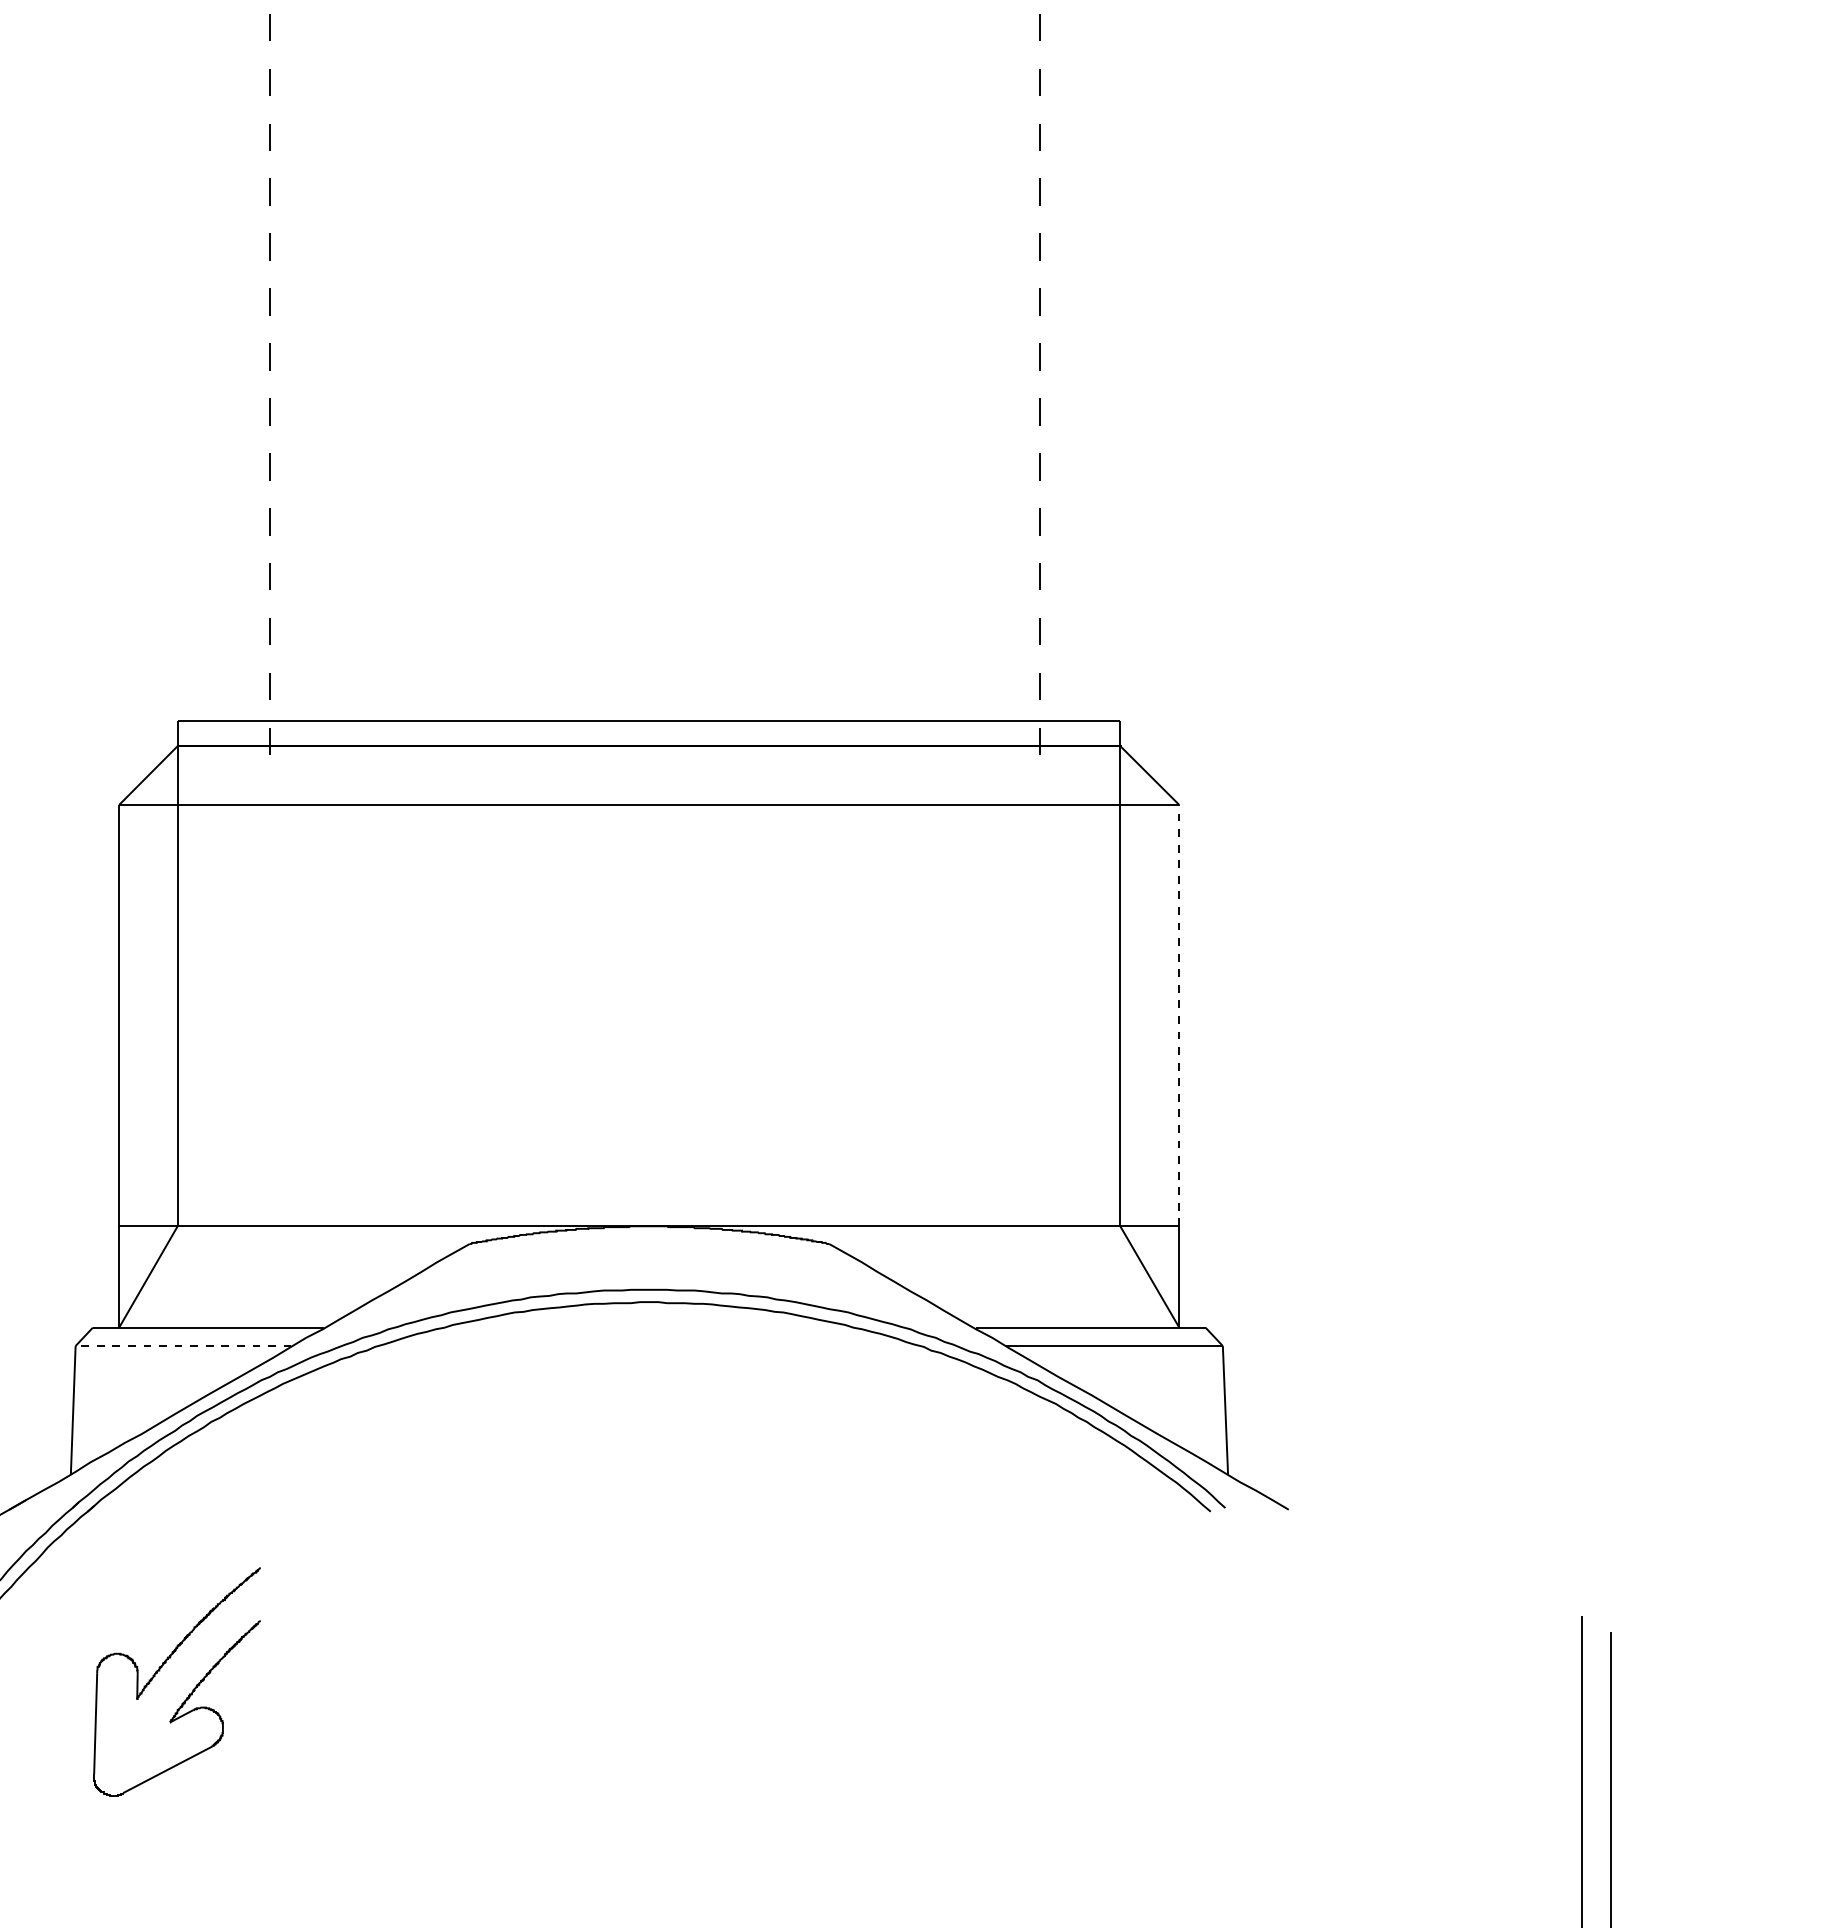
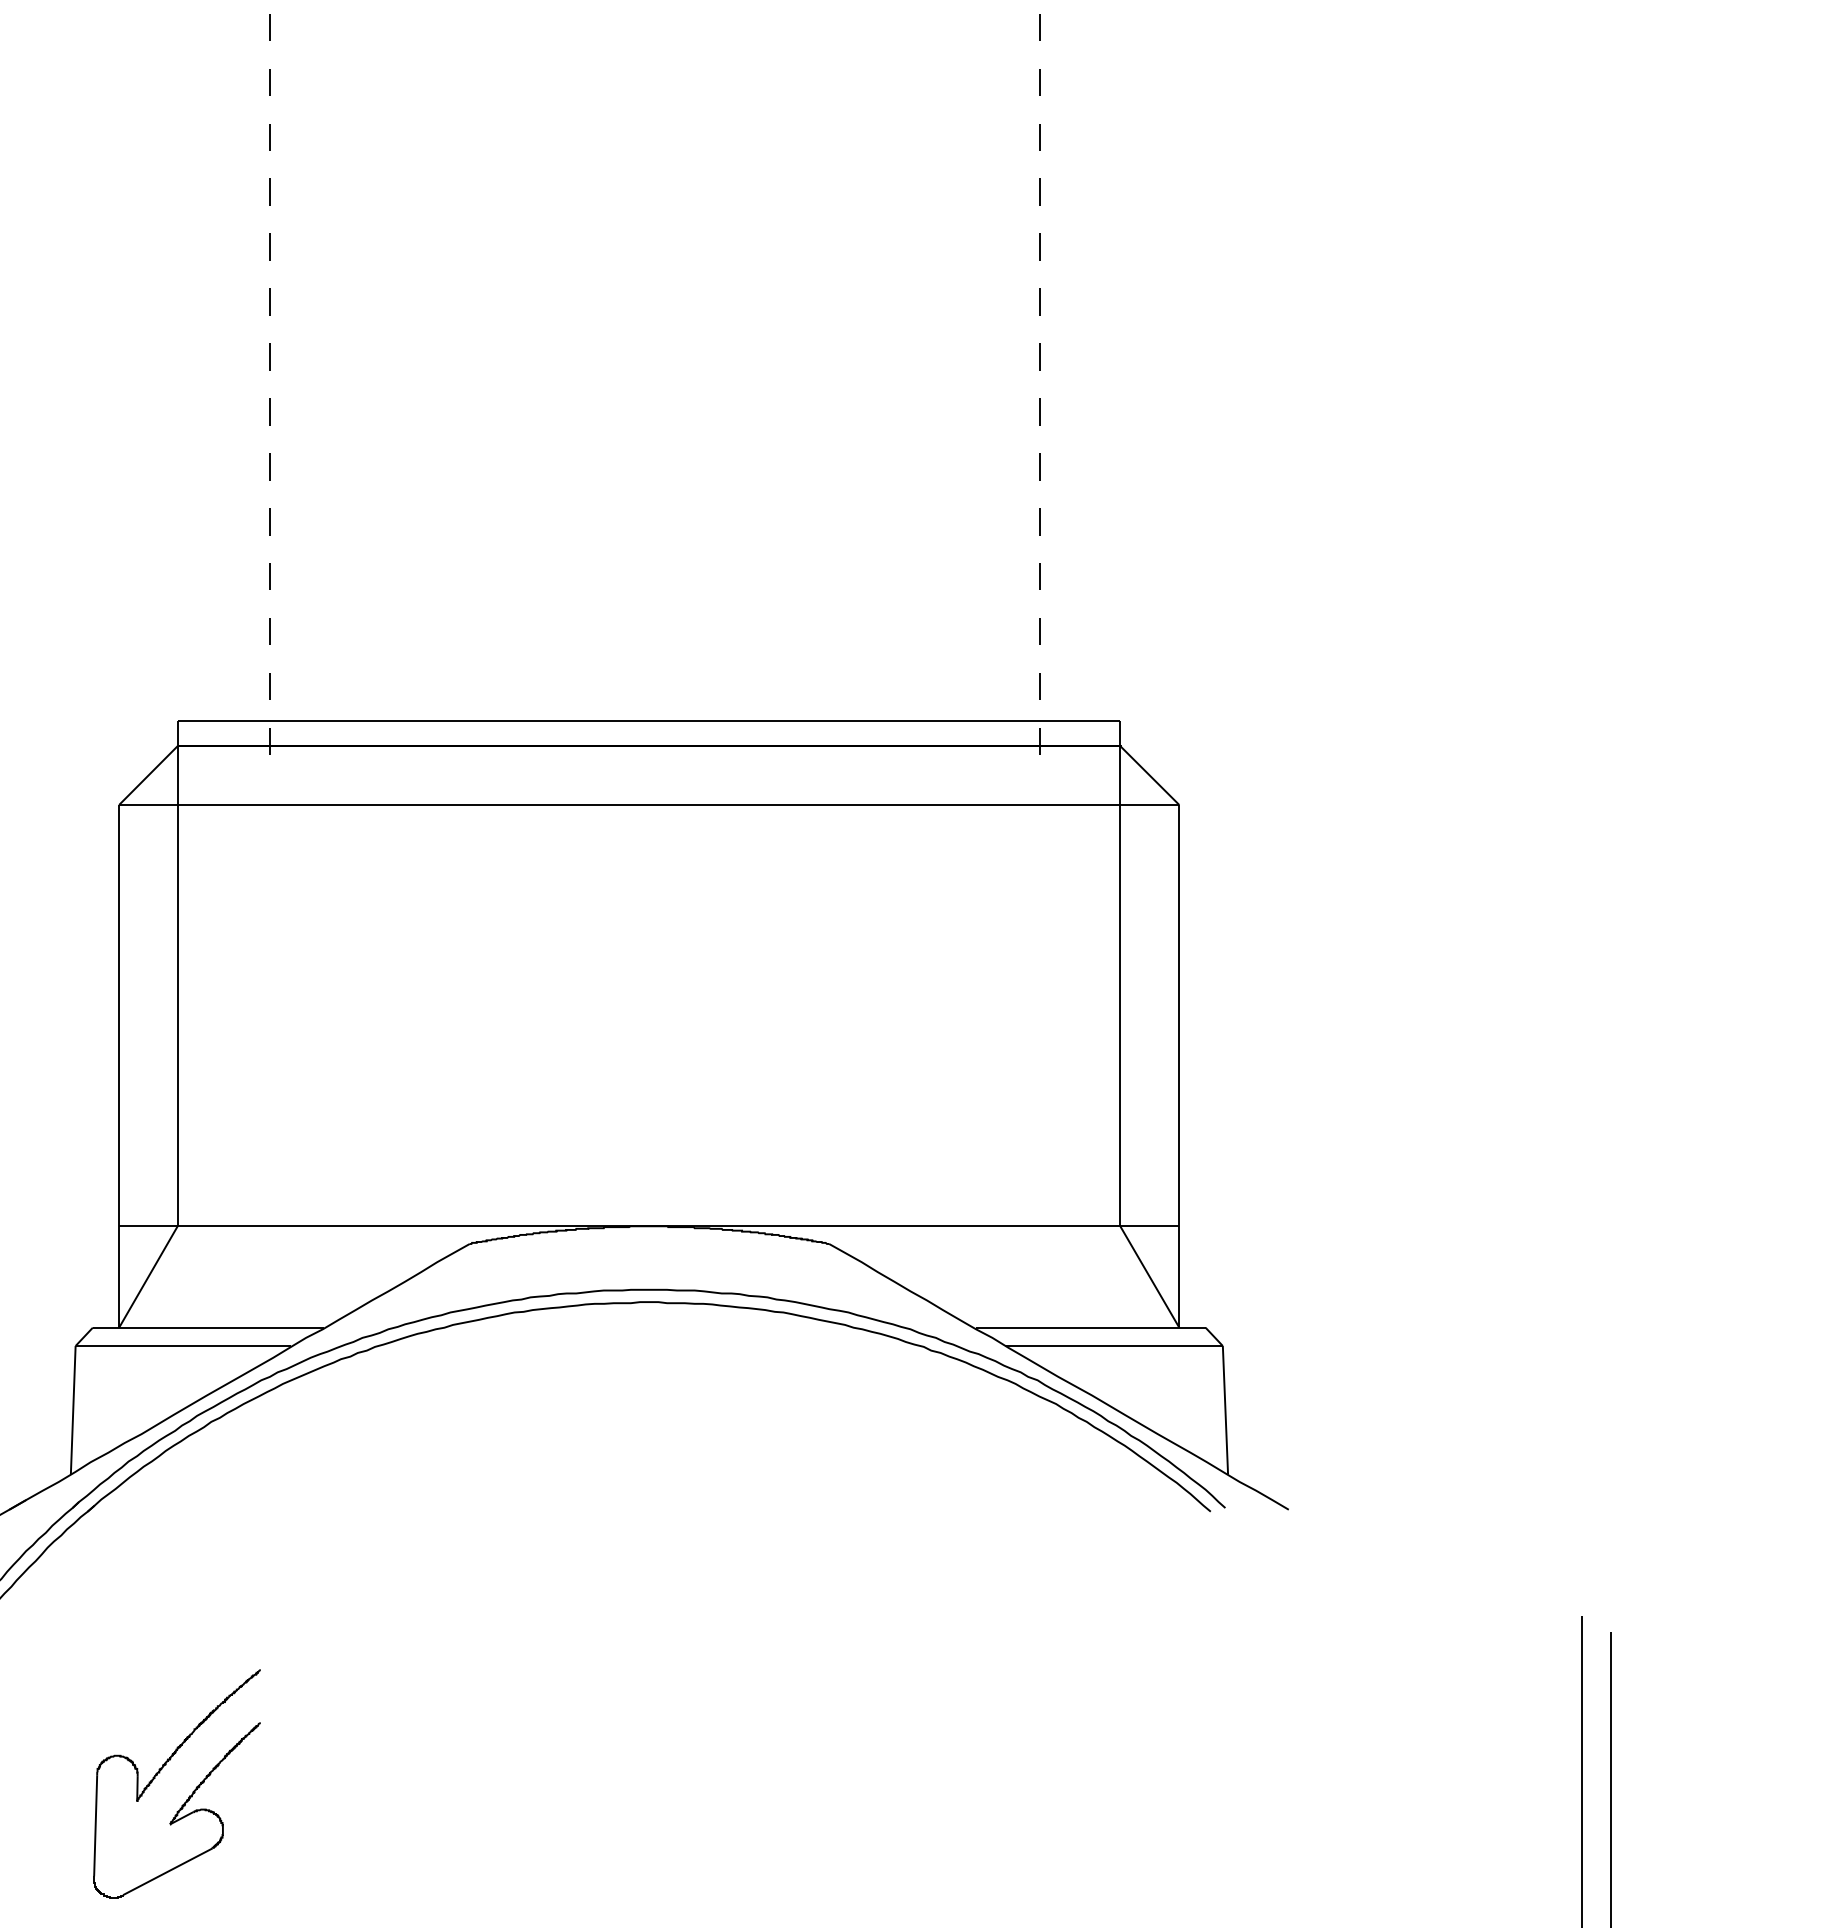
line: dashed -> solid (1179, 1015)
line: dashed -> solid (183, 1346)
part position: (189, 1693) -> (189, 1795) (189, 1795)
